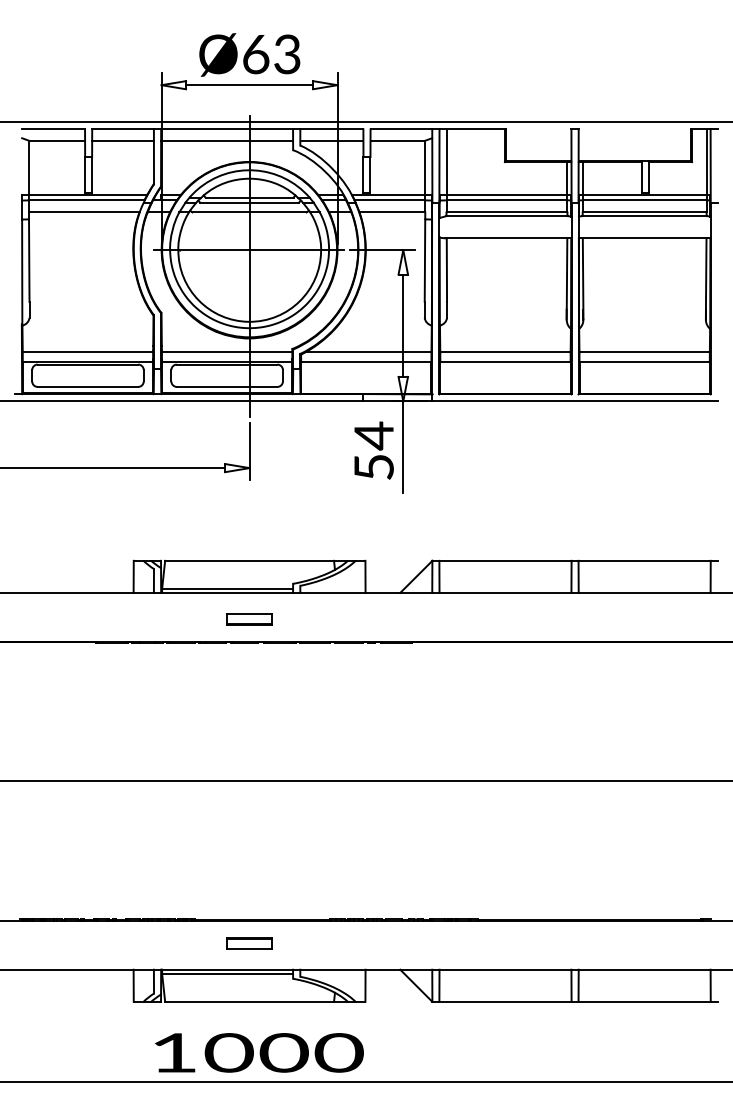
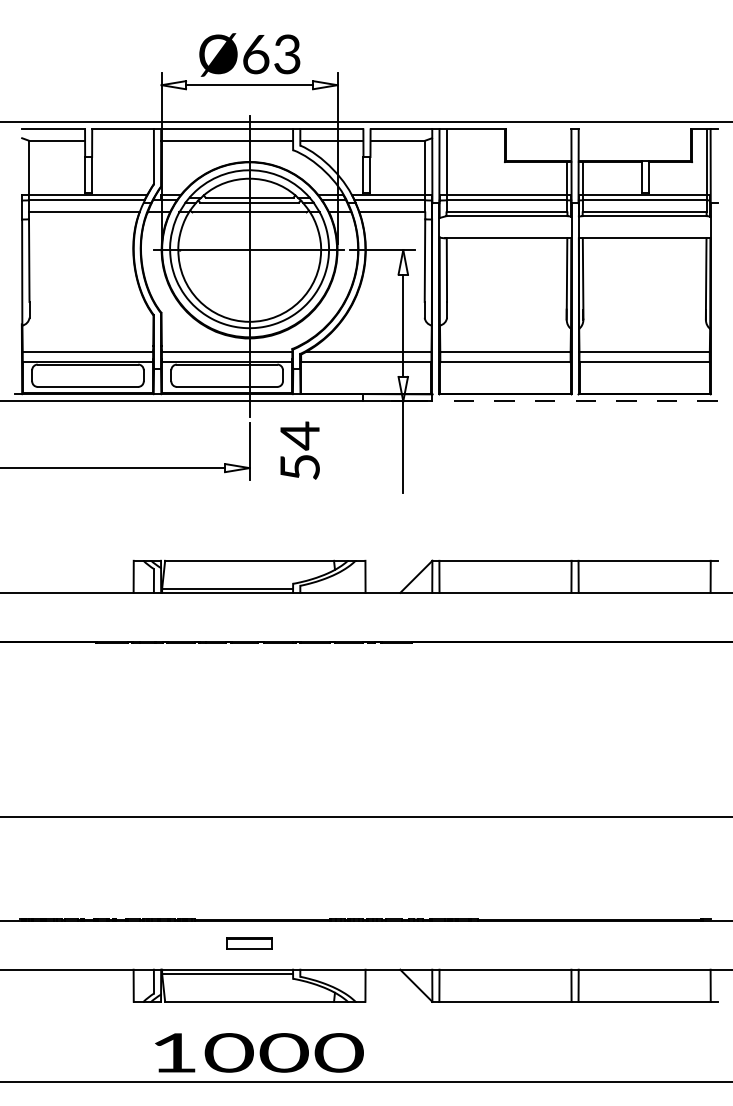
line: present -> none (122, 140)
line: solid -> dashed (575, 401)
text position: (373, 450) -> (299, 450) (299, 450)
part: present -> none (249, 619)
line position: (365, 781) -> (365, 817) (365, 817)
